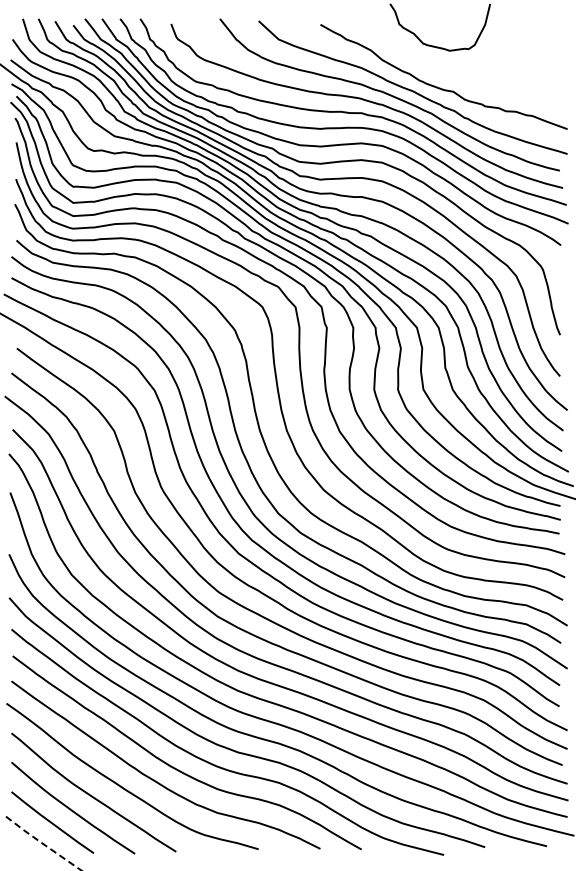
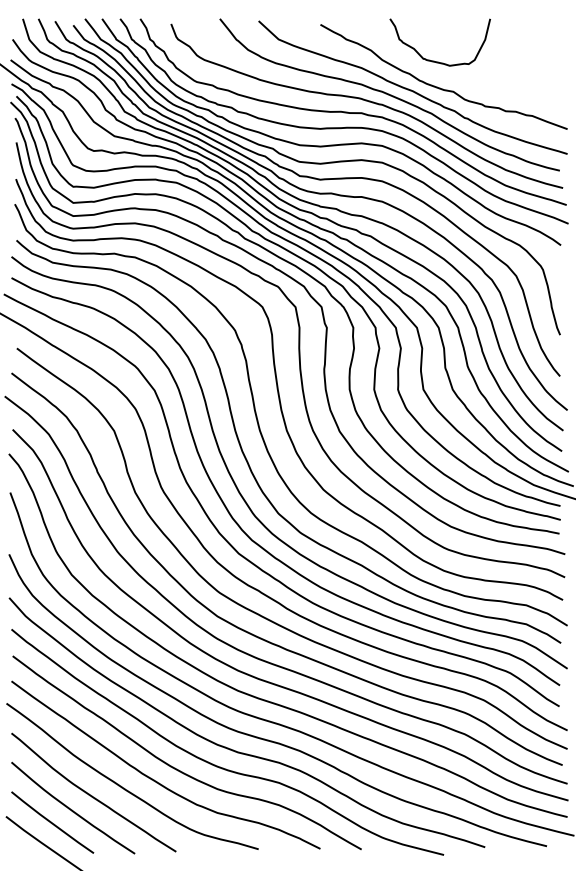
curve position: (434, 45) -> (434, 60) (434, 60)
line: dashed -> solid (42, 843)
